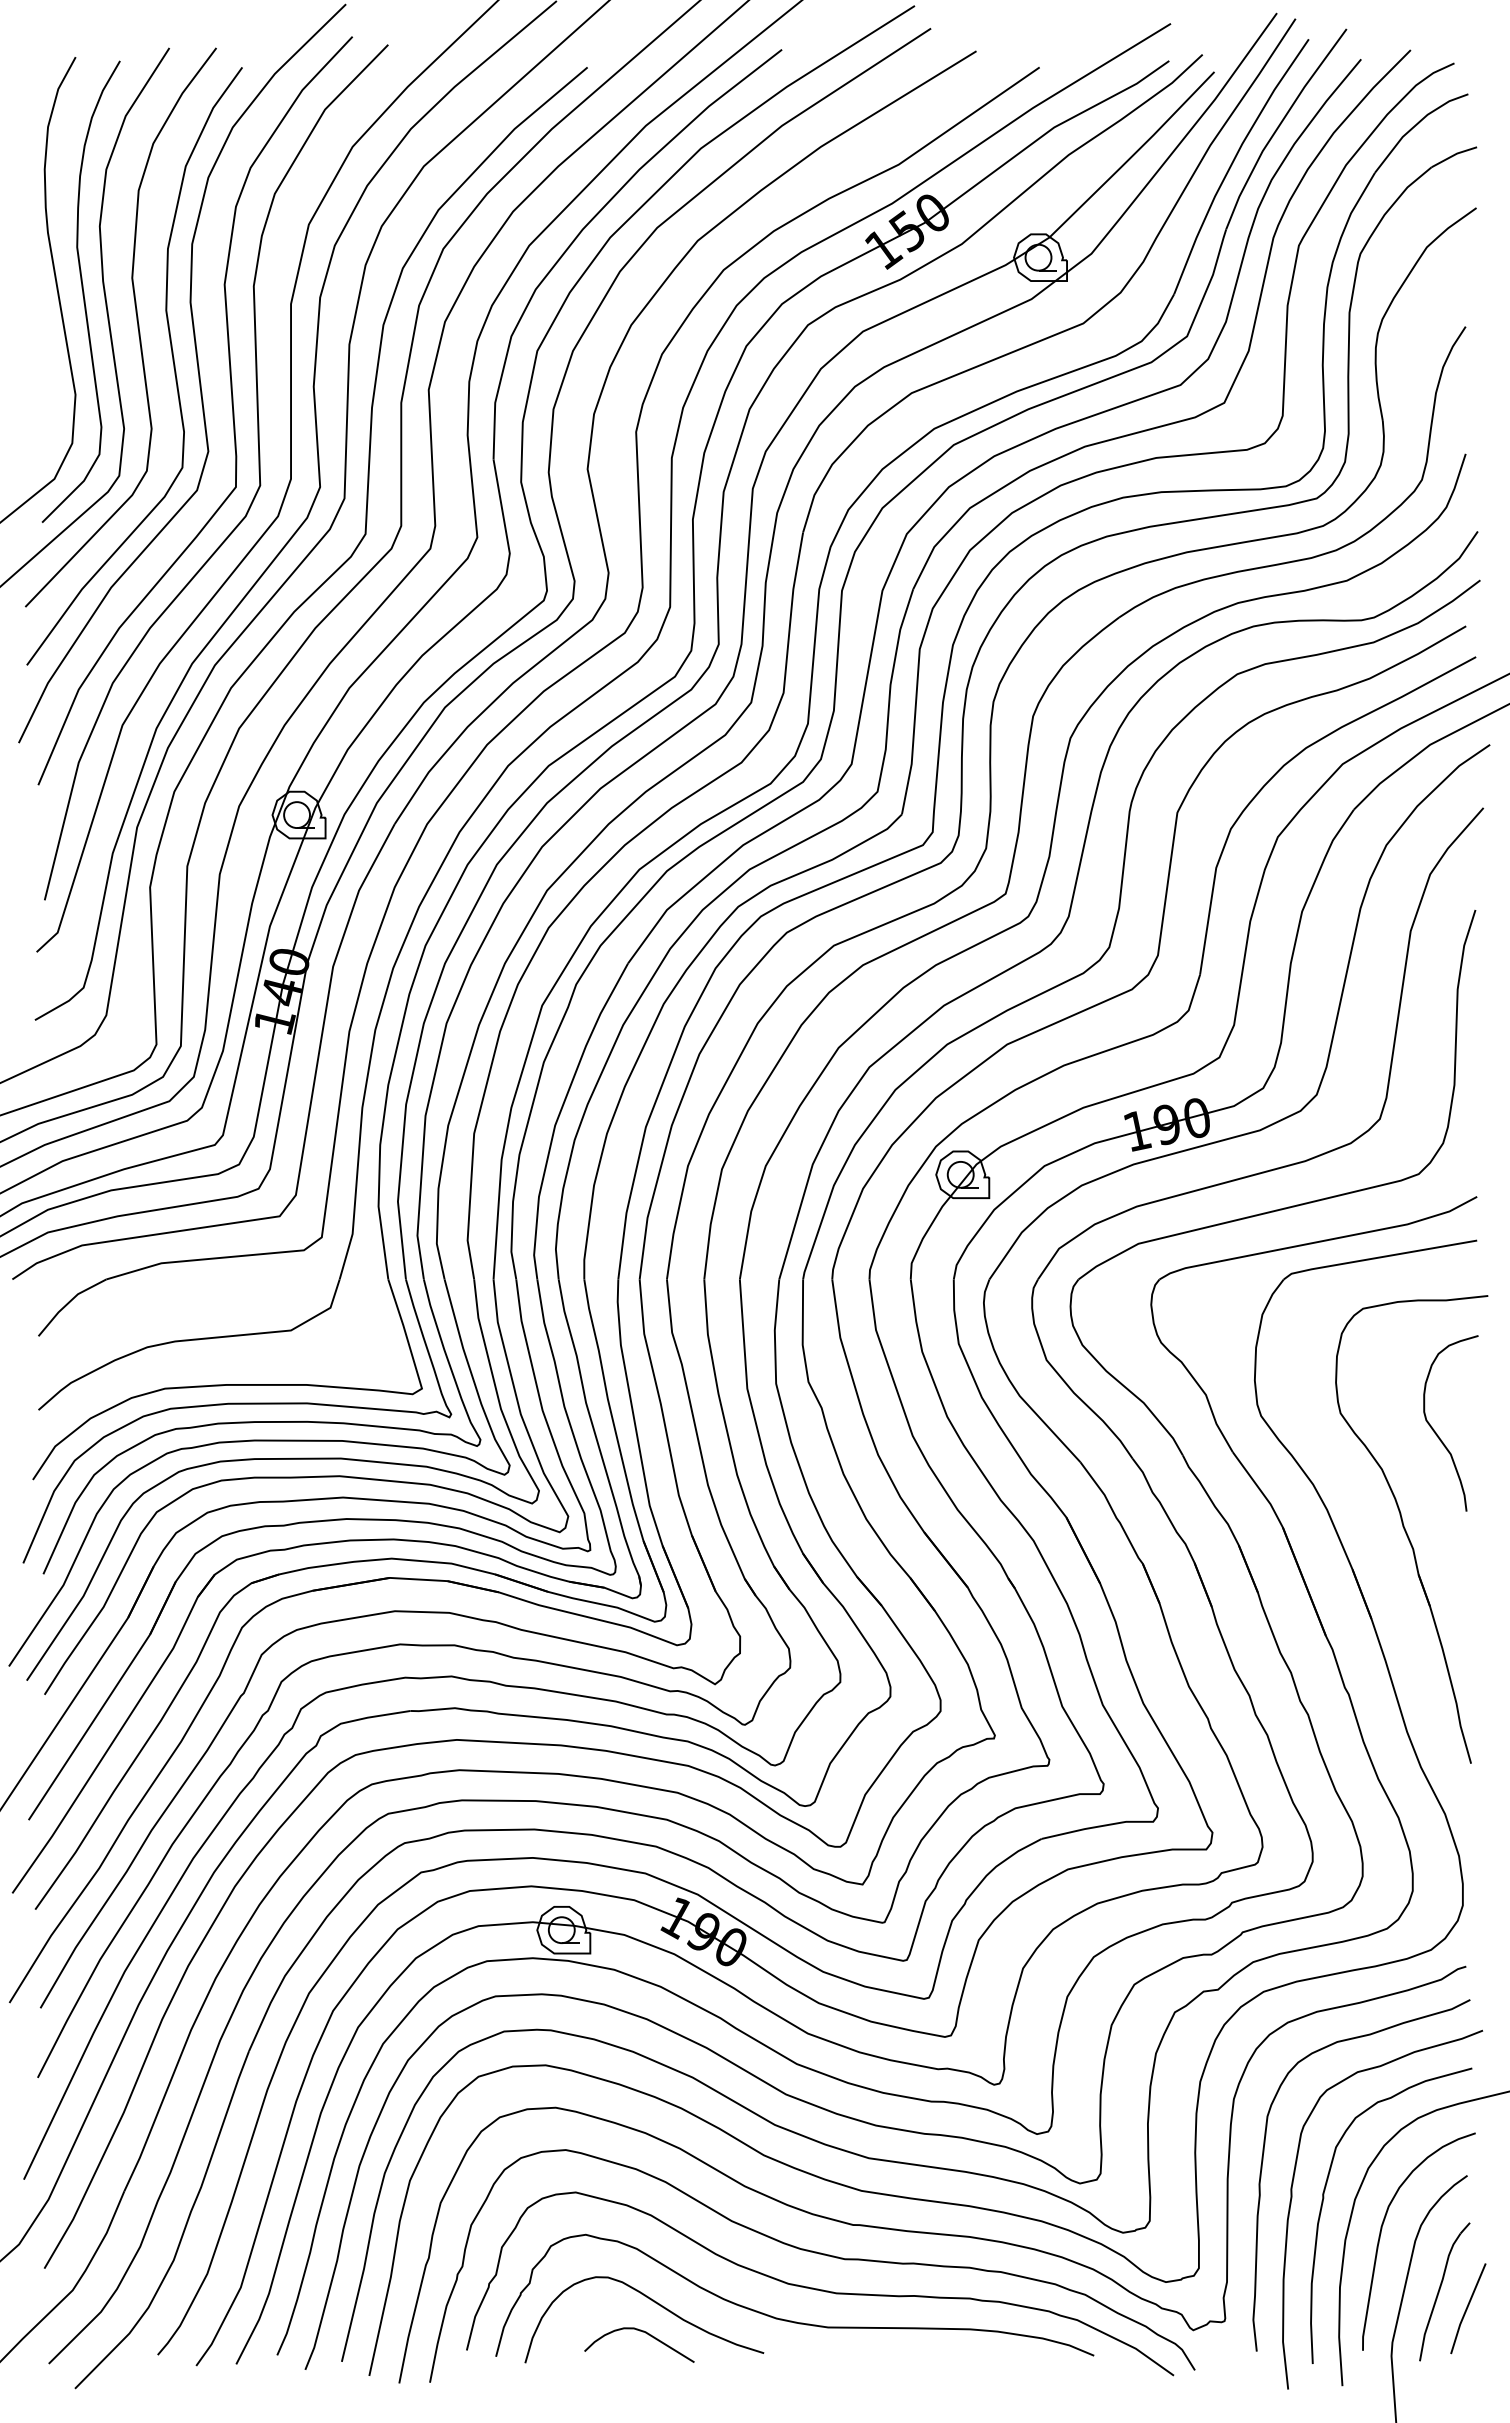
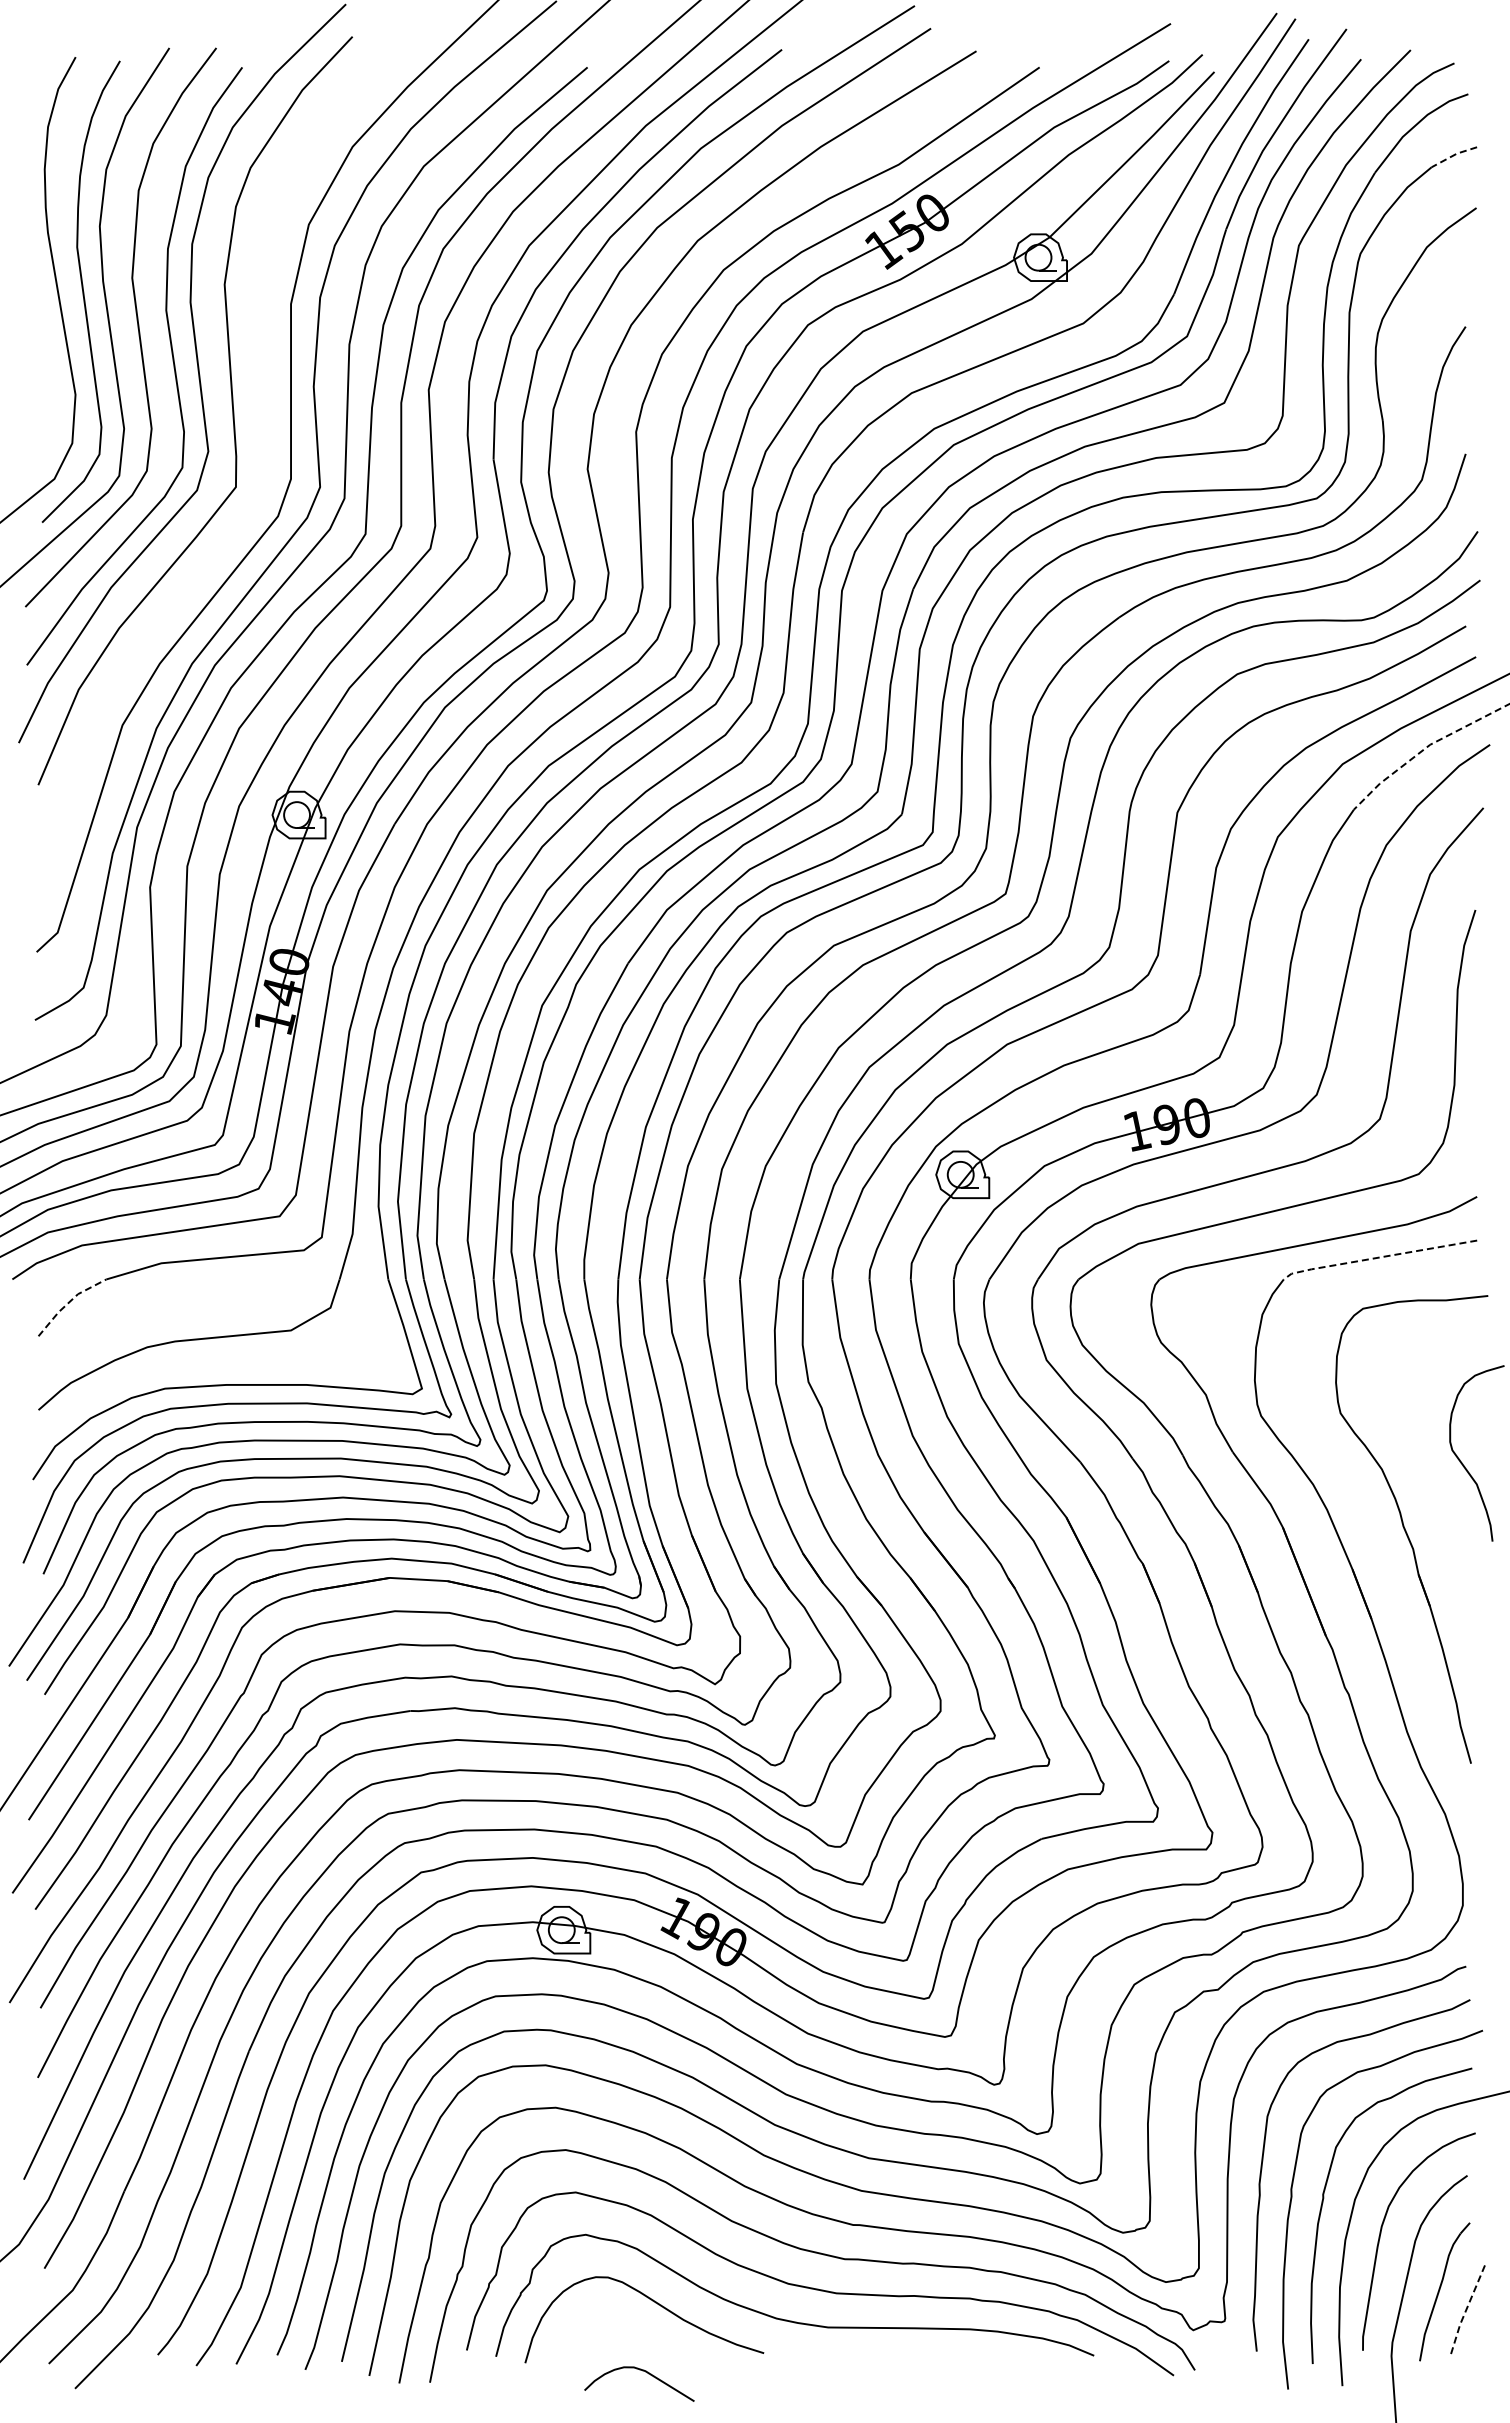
line: solid -> dashed (1453, 155)
curve: present -> none (258, 472)
line: solid -> dashed (1425, 748)
line: solid -> dashed (1377, 1257)
line: solid -> dashed (68, 1302)
curve position: (1436, 1432) -> (1462, 1462) (1462, 1462)
line: solid -> dashed (1467, 2308)
curve position: (642, 2332) -> (642, 2371) (642, 2371)
